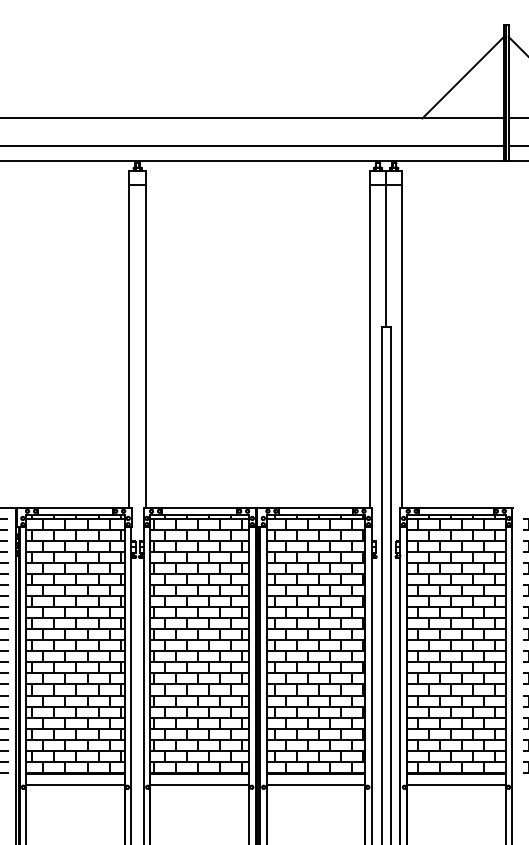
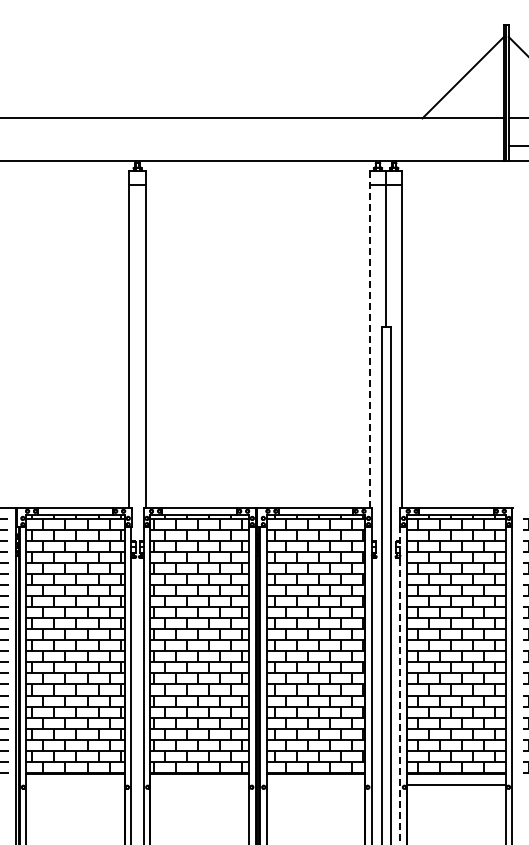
line: present -> none (252, 145)
line: solid -> dashed (369, 339)
line: solid -> dashed (400, 685)
line: present -> none (75, 784)
line: present -> none (199, 784)
line: present -> none (315, 784)
